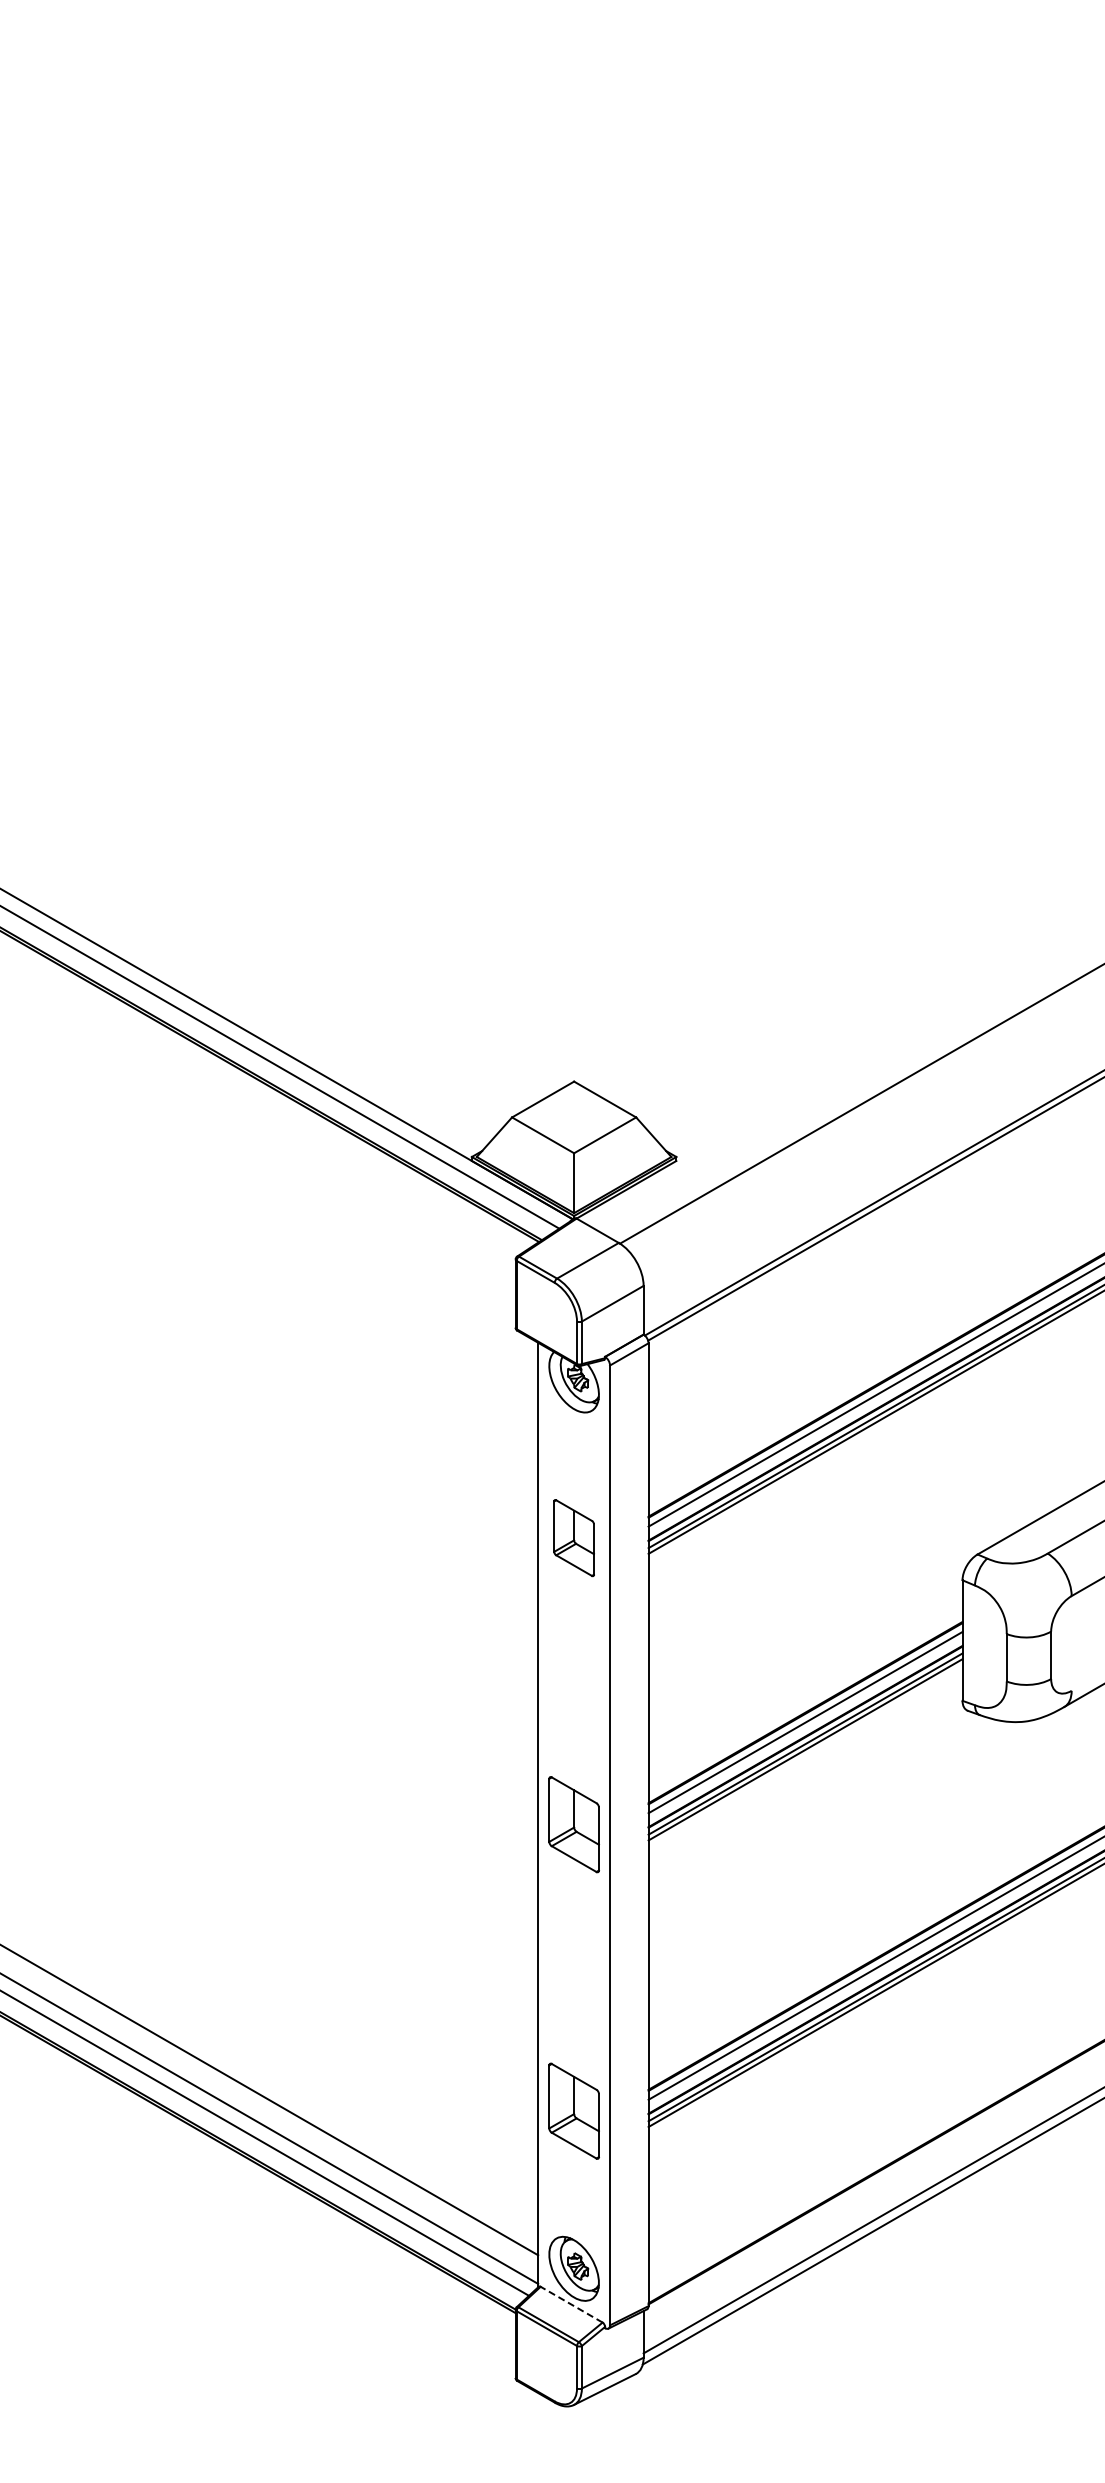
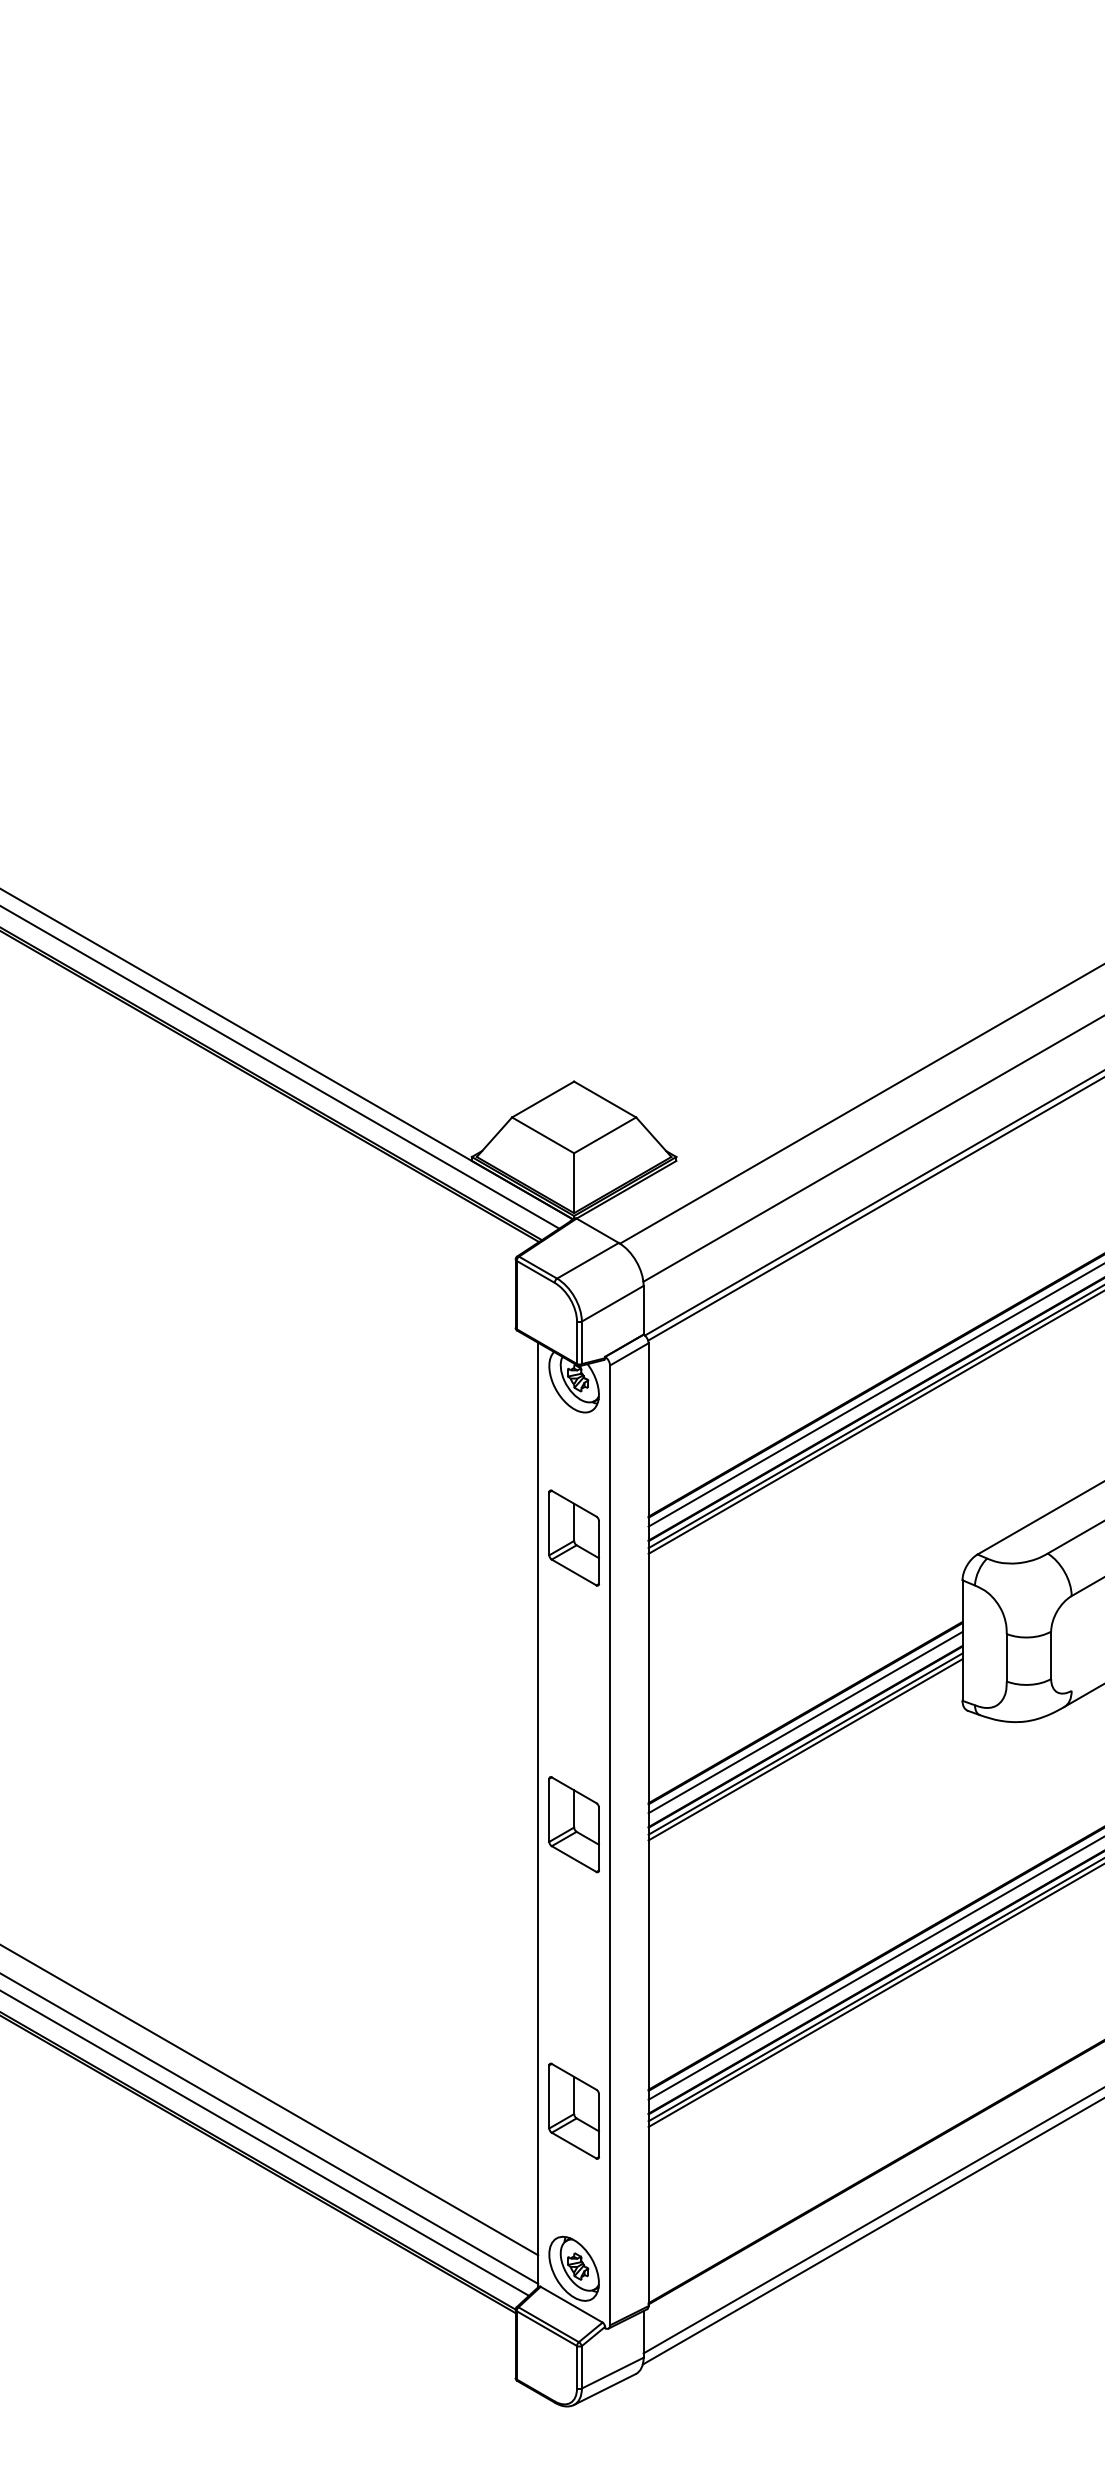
line: none -> present (872, 1149)
part size: 42x79 px -> 52x98 px (573, 1537)
line: dashed -> solid (571, 2304)
